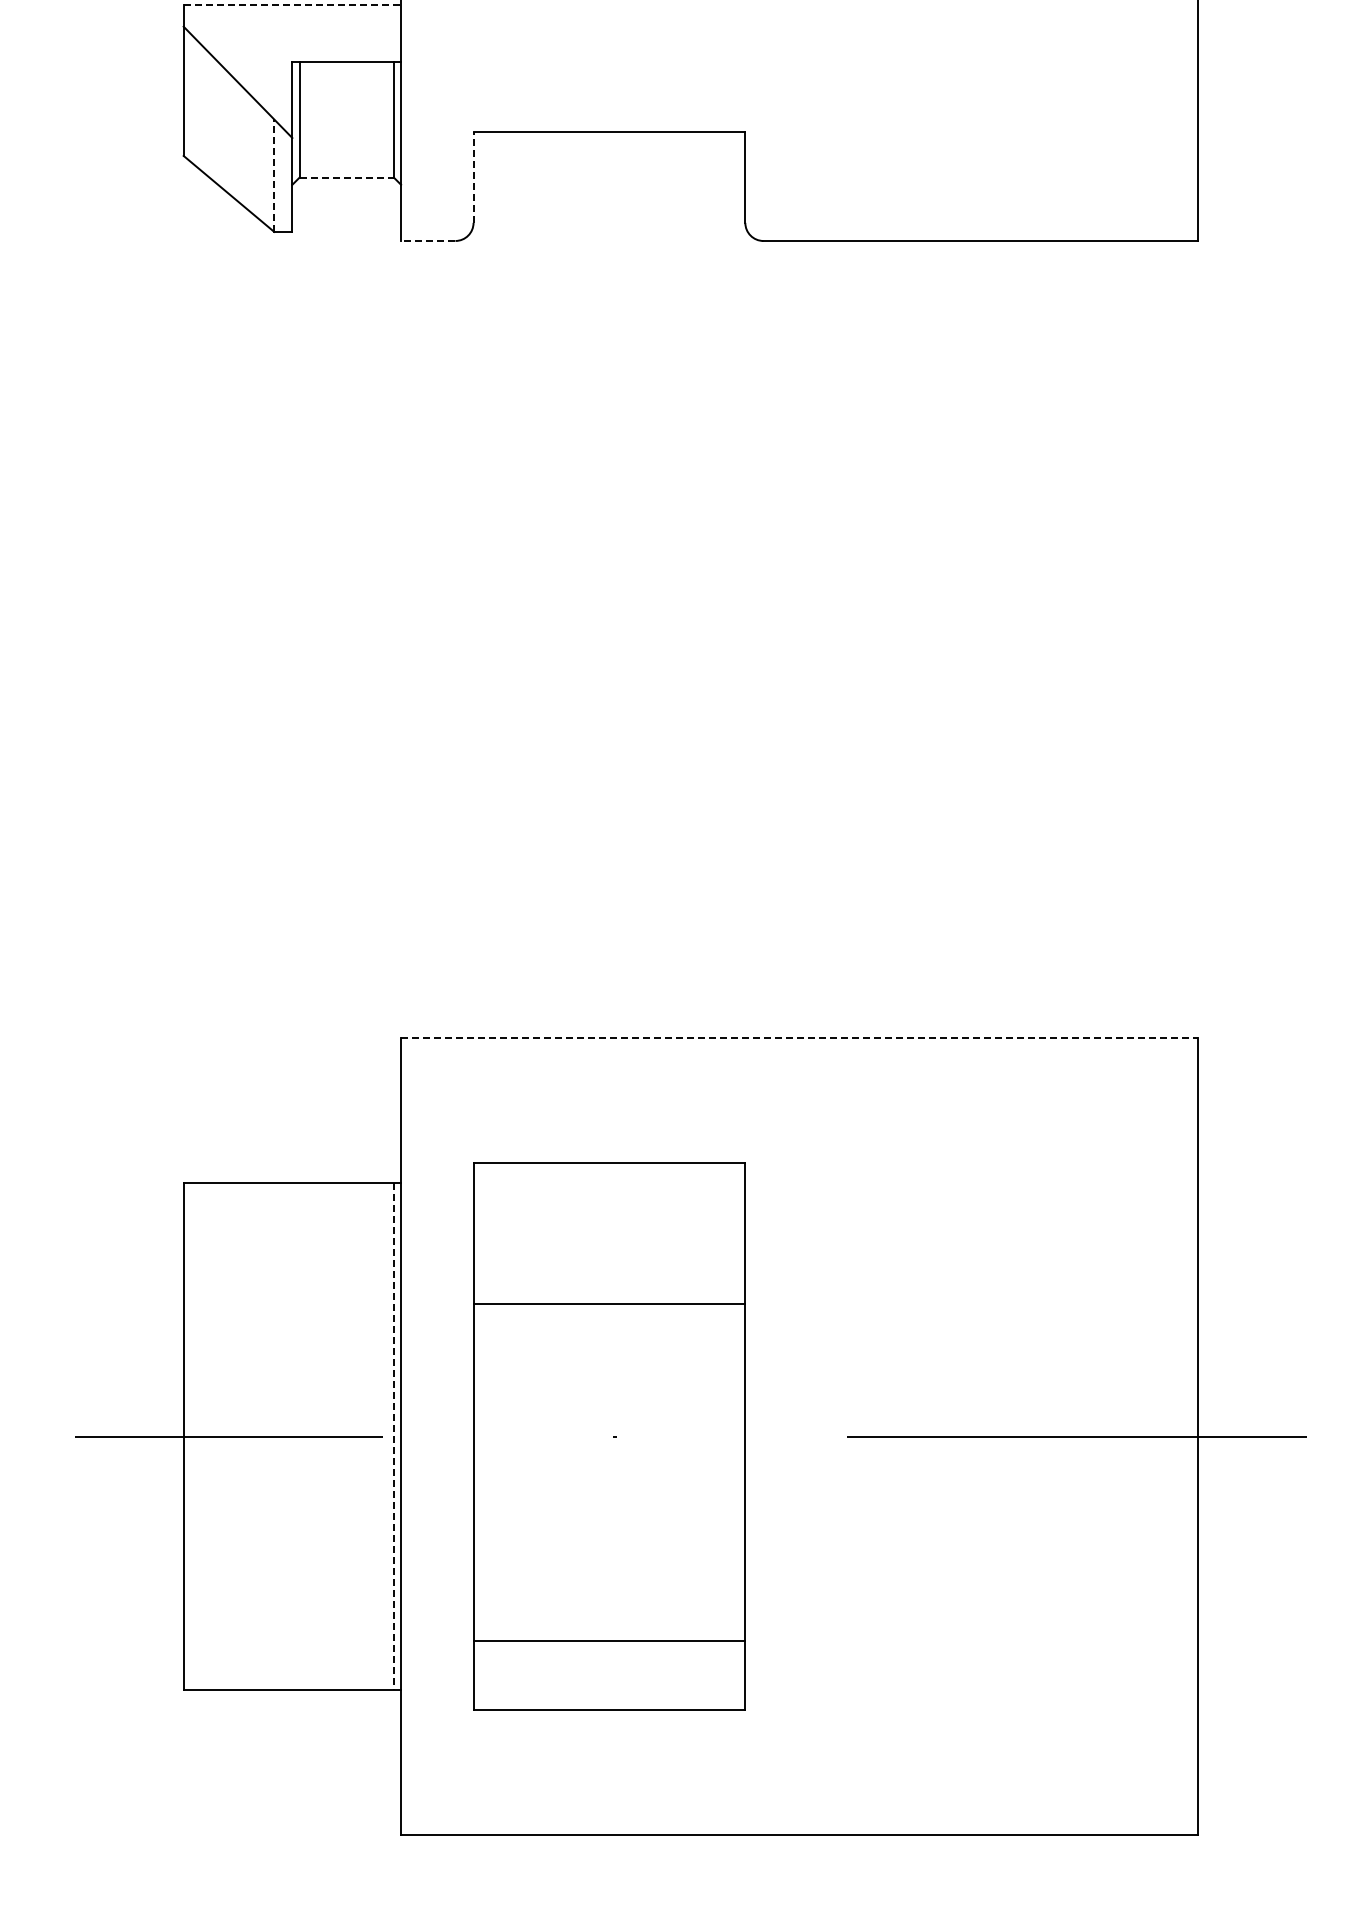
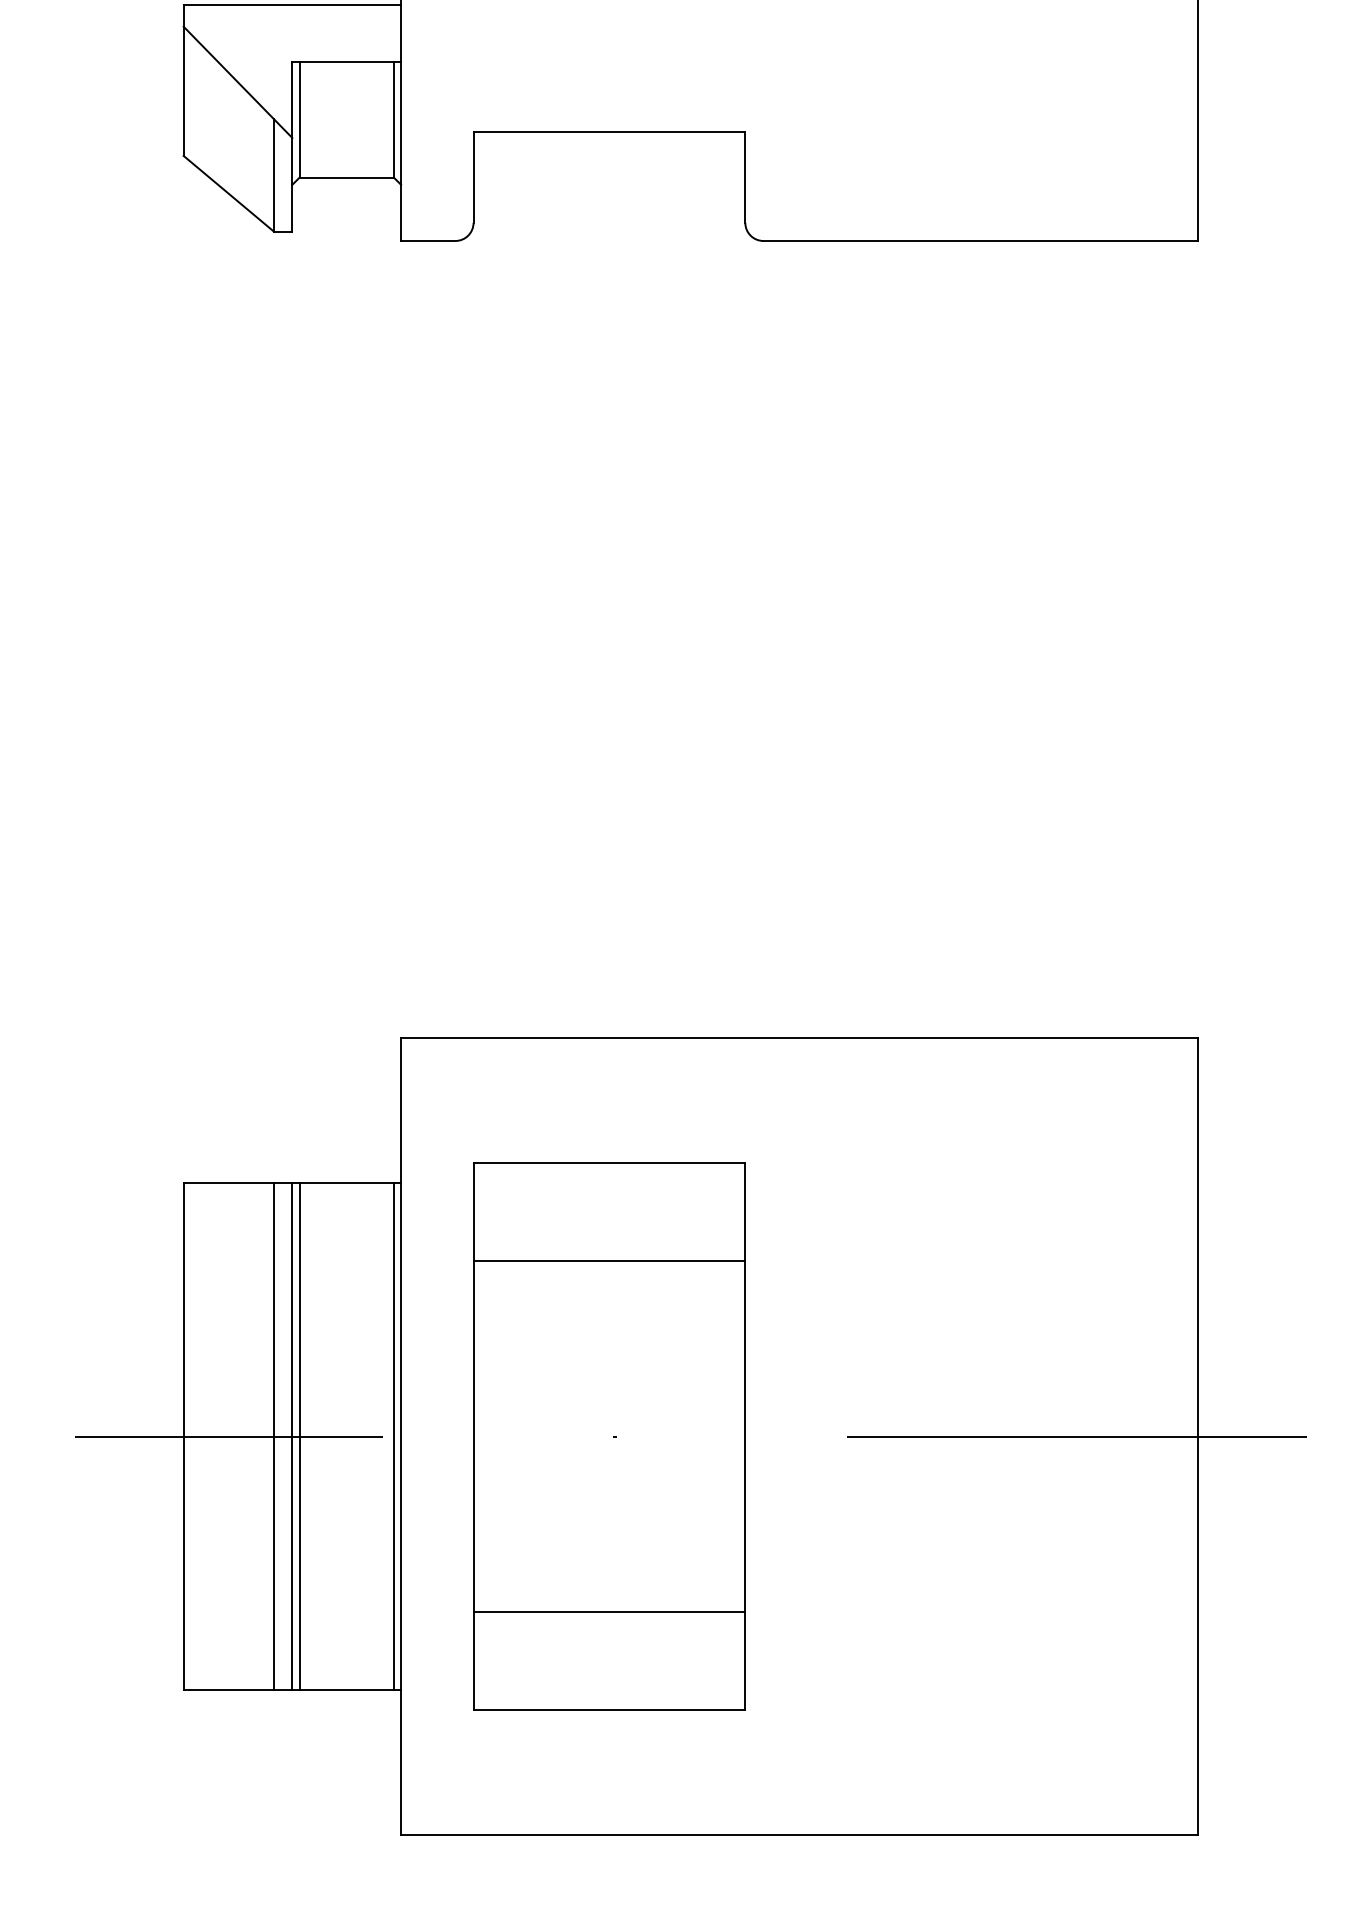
line: dashed -> solid (292, 5)
line: dashed -> solid (274, 175)
line: dashed -> solid (347, 177)
line: dashed -> solid (473, 177)
line: dashed -> solid (427, 240)
line: dashed -> solid (799, 1038)
line position: (609, 1304) -> (609, 1261) (609, 1261)
line: none -> present (274, 1436)
line: none -> present (292, 1436)
line: none -> present (299, 1436)
line: dashed -> solid (393, 1436)
line position: (609, 1641) -> (609, 1612) (609, 1612)
